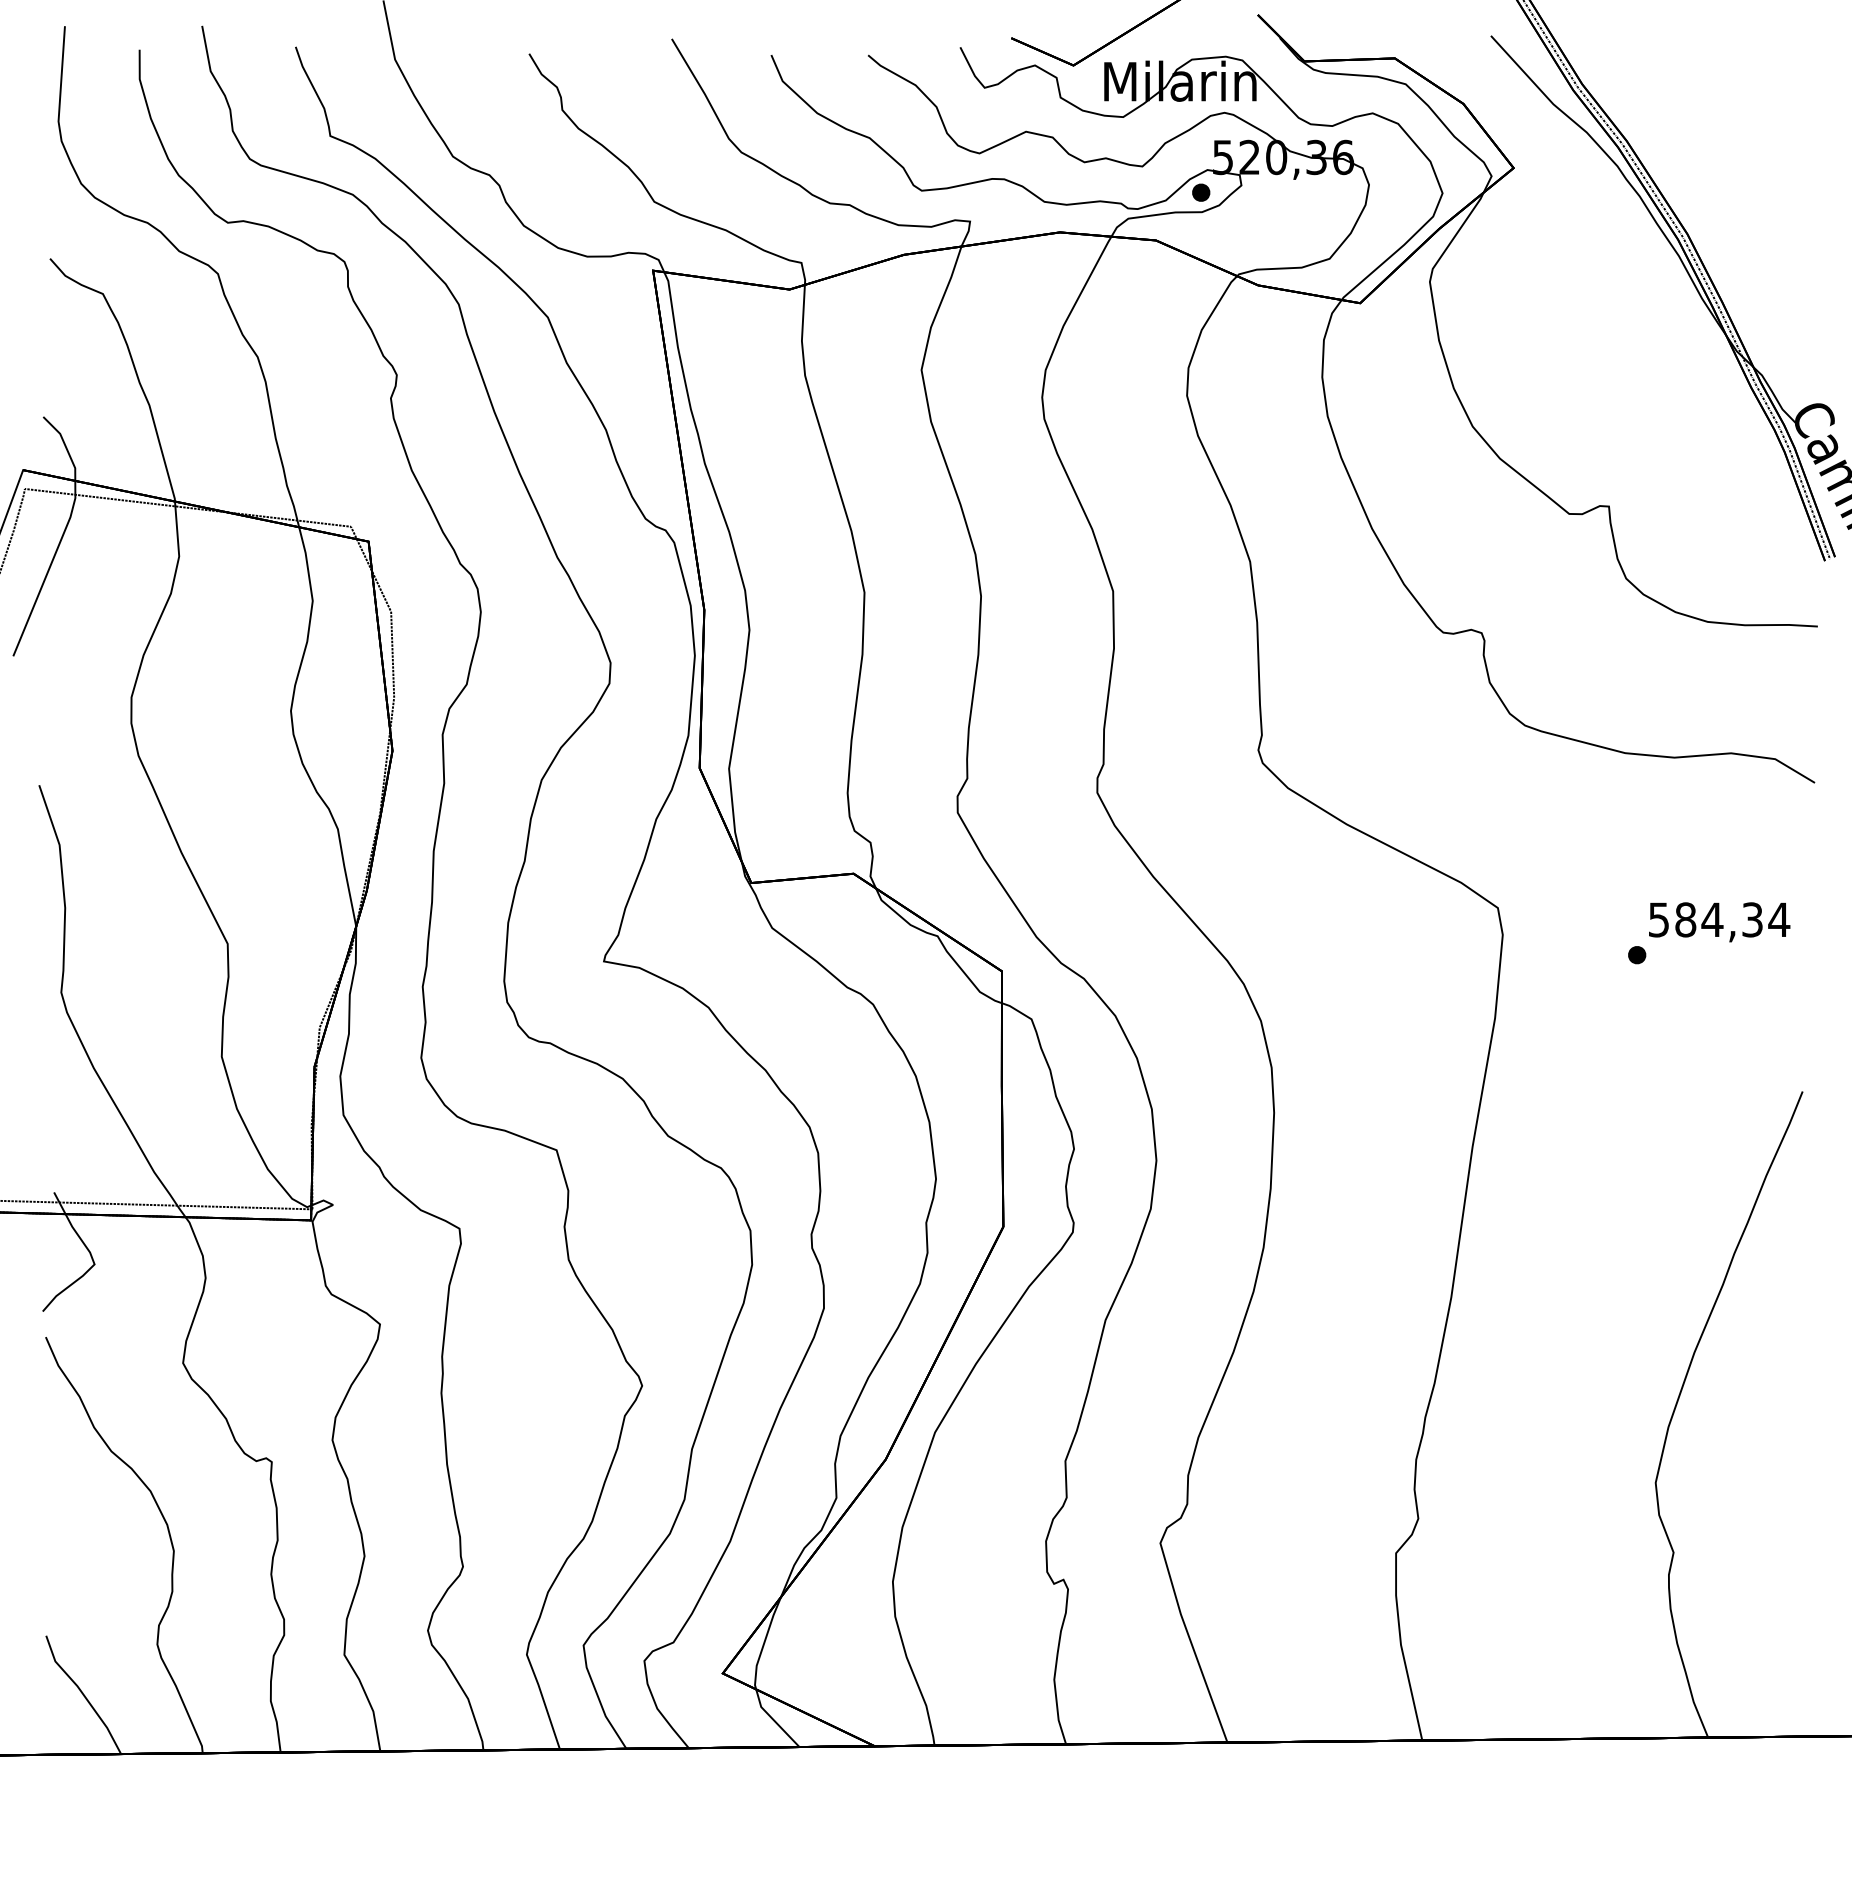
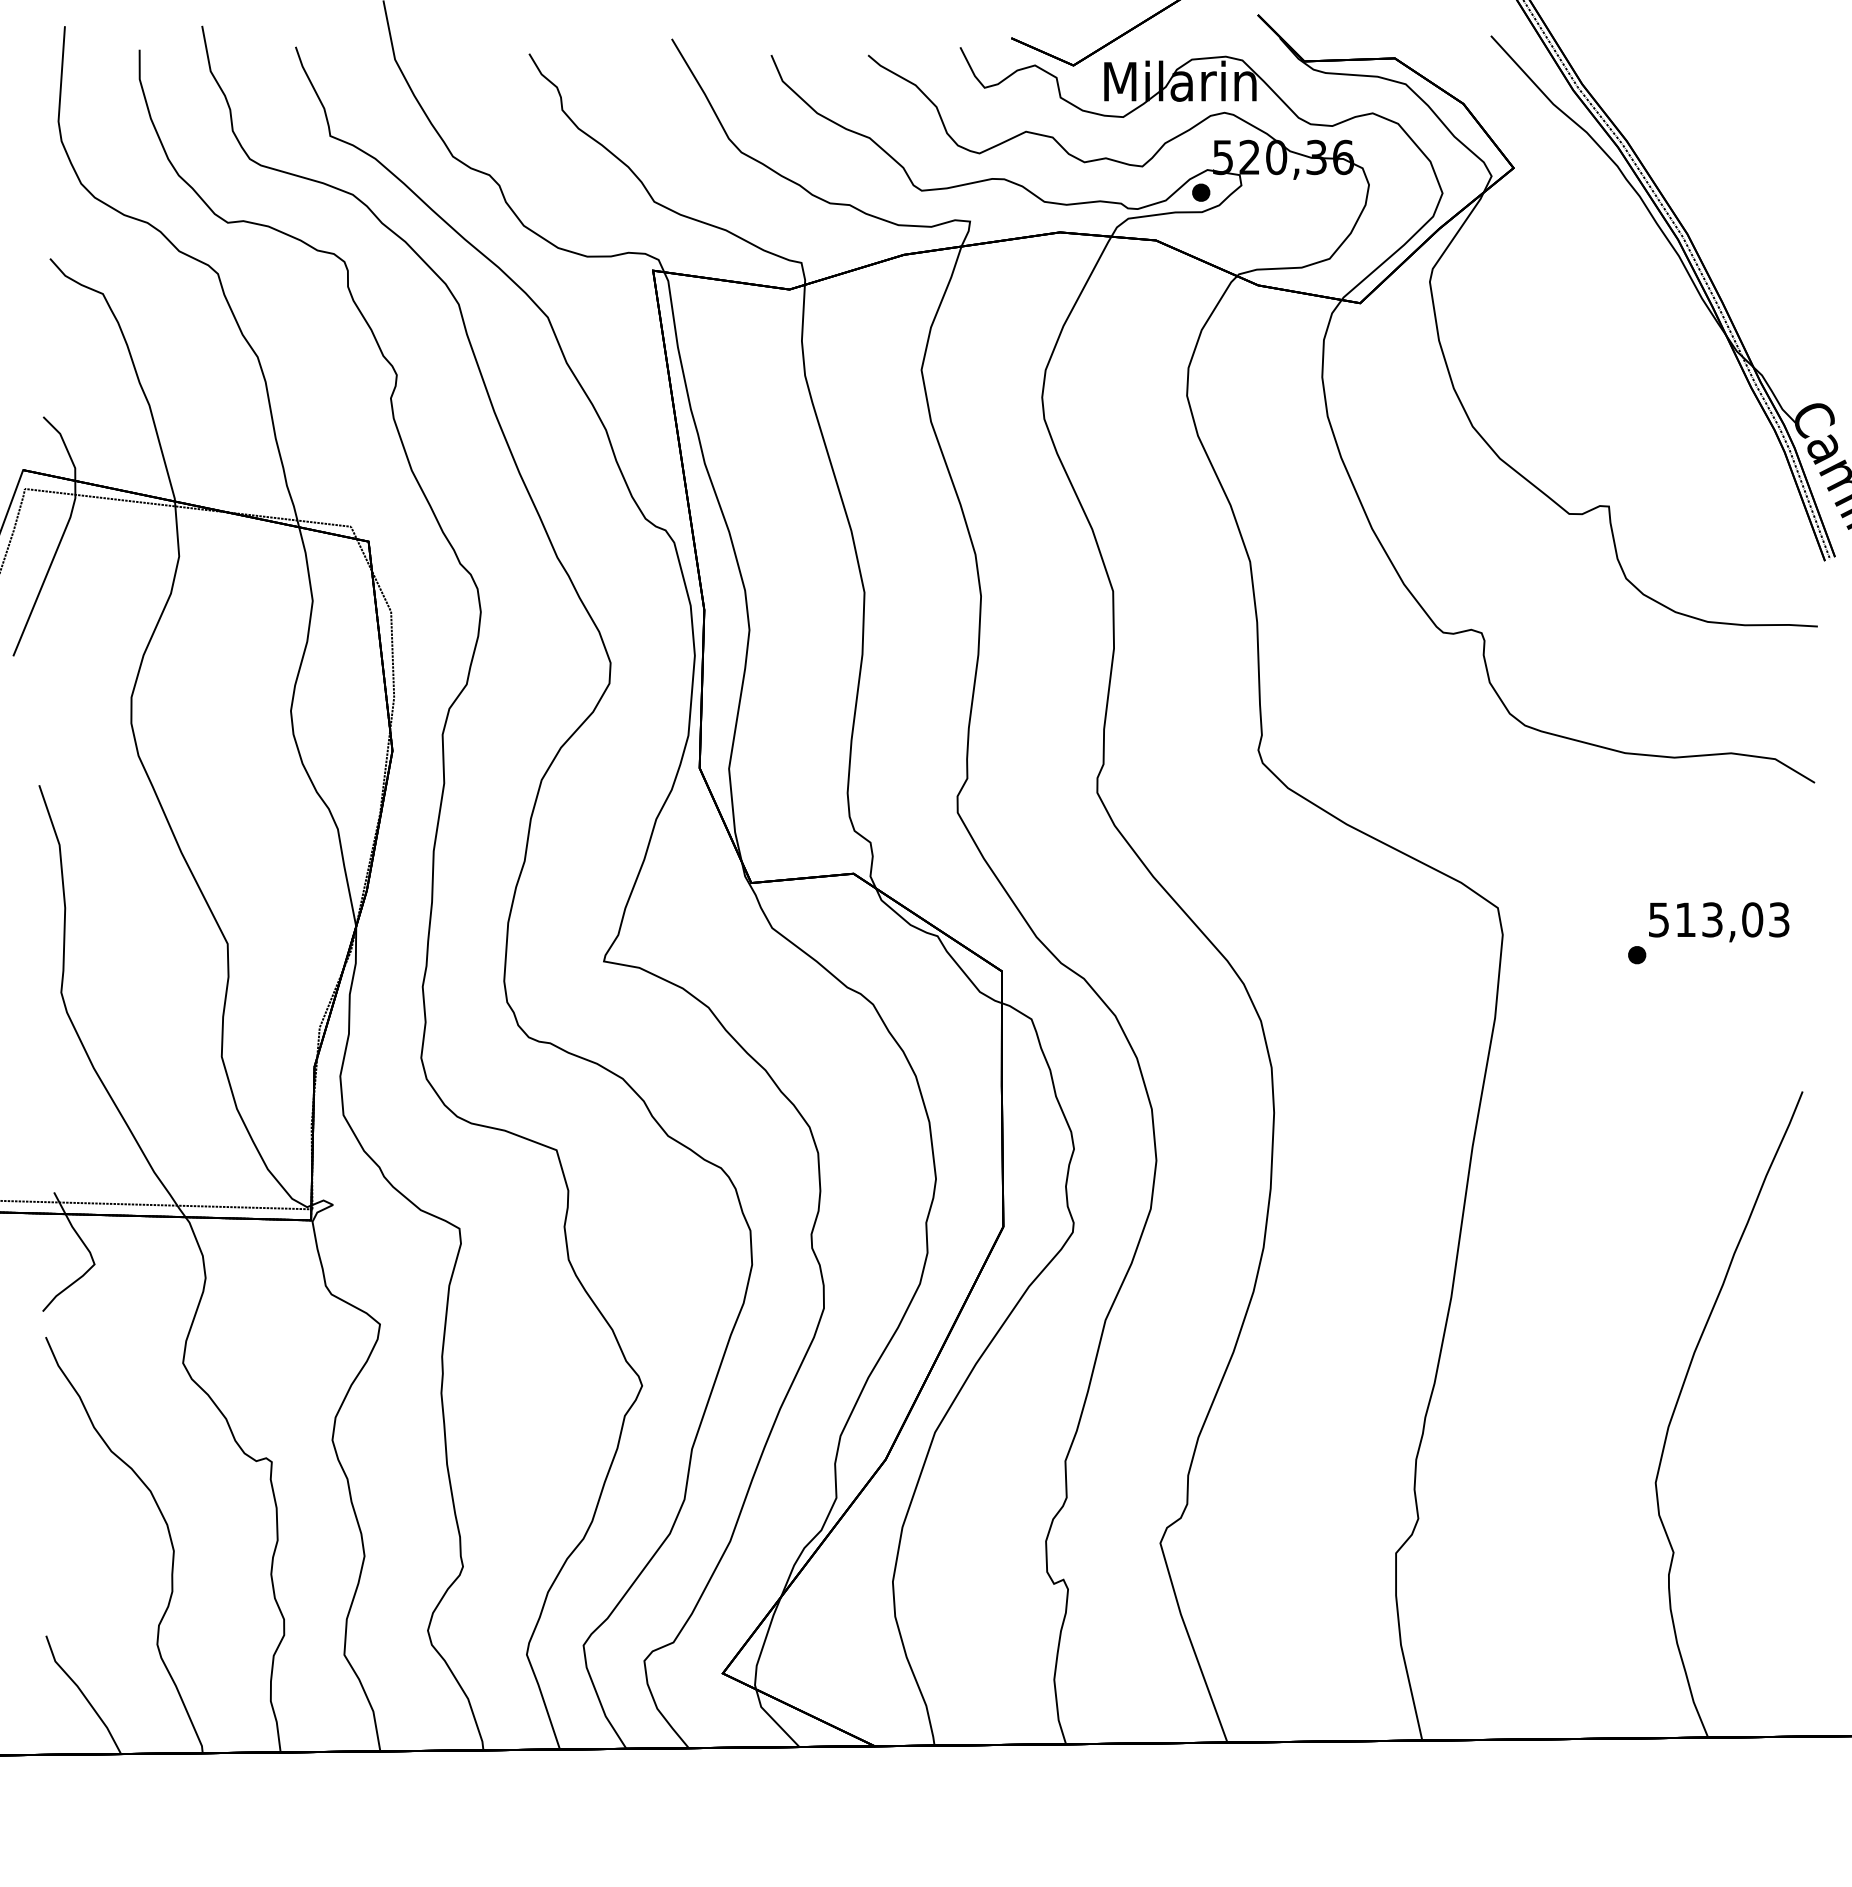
text: 584,34 -> 513,03 (1732, 919)
